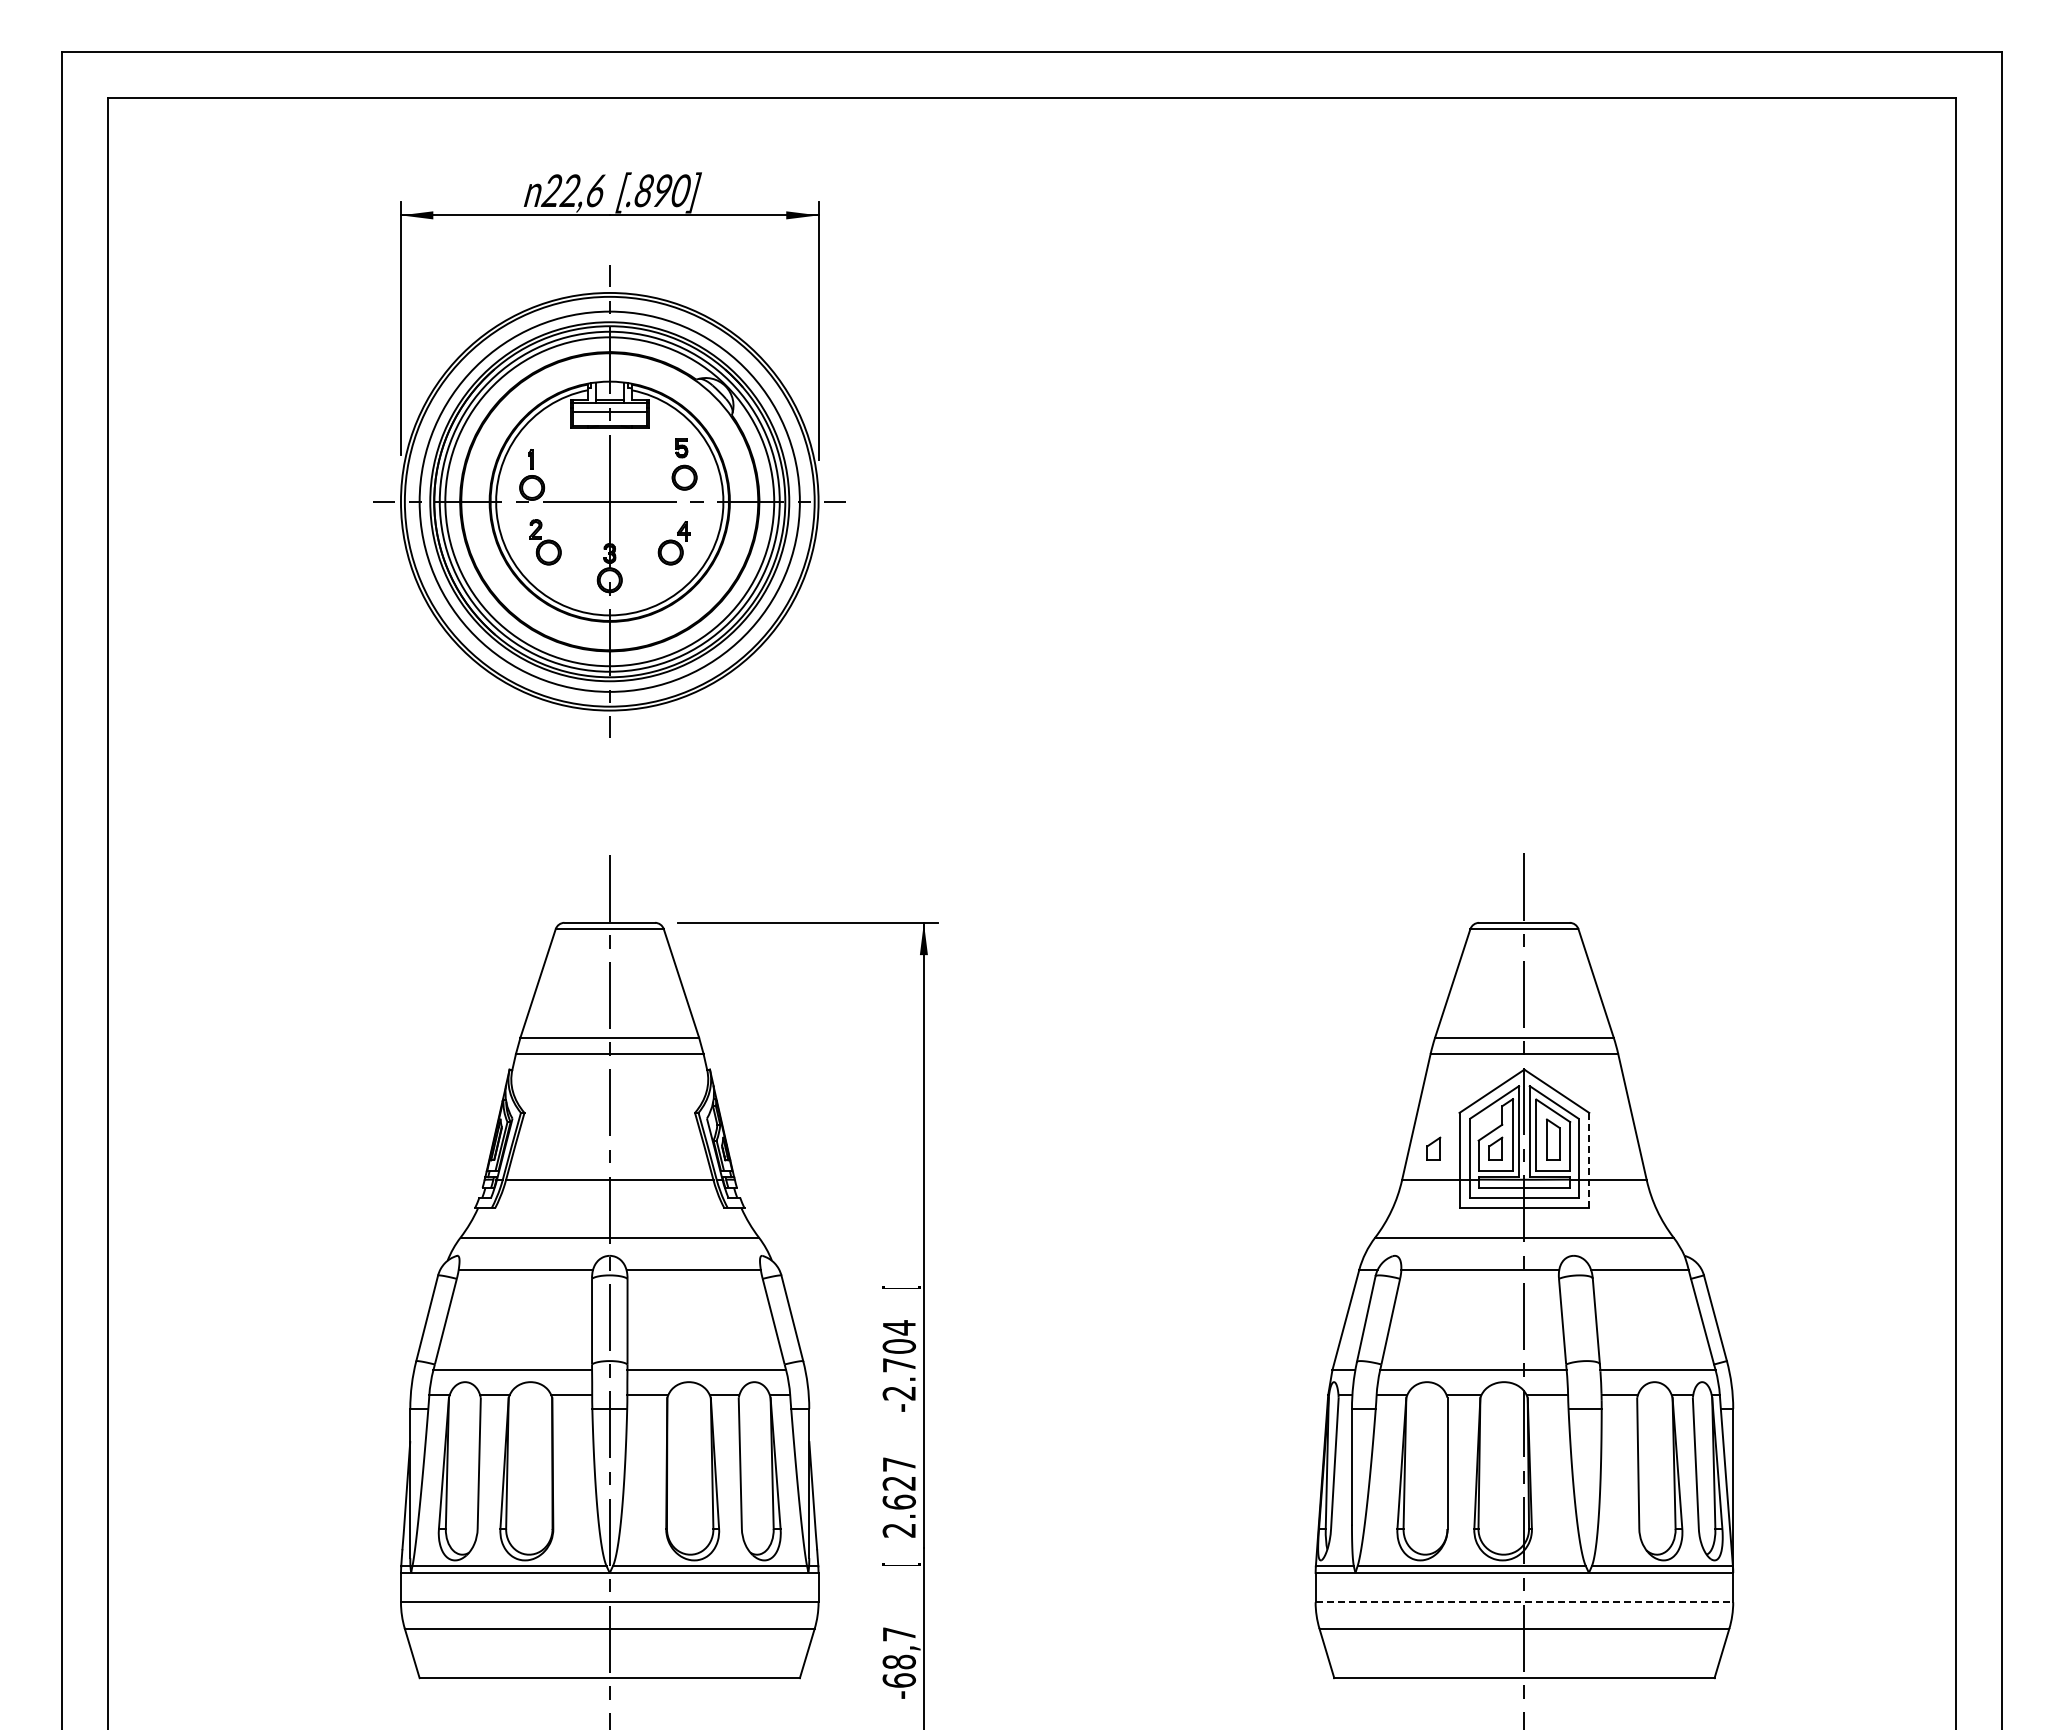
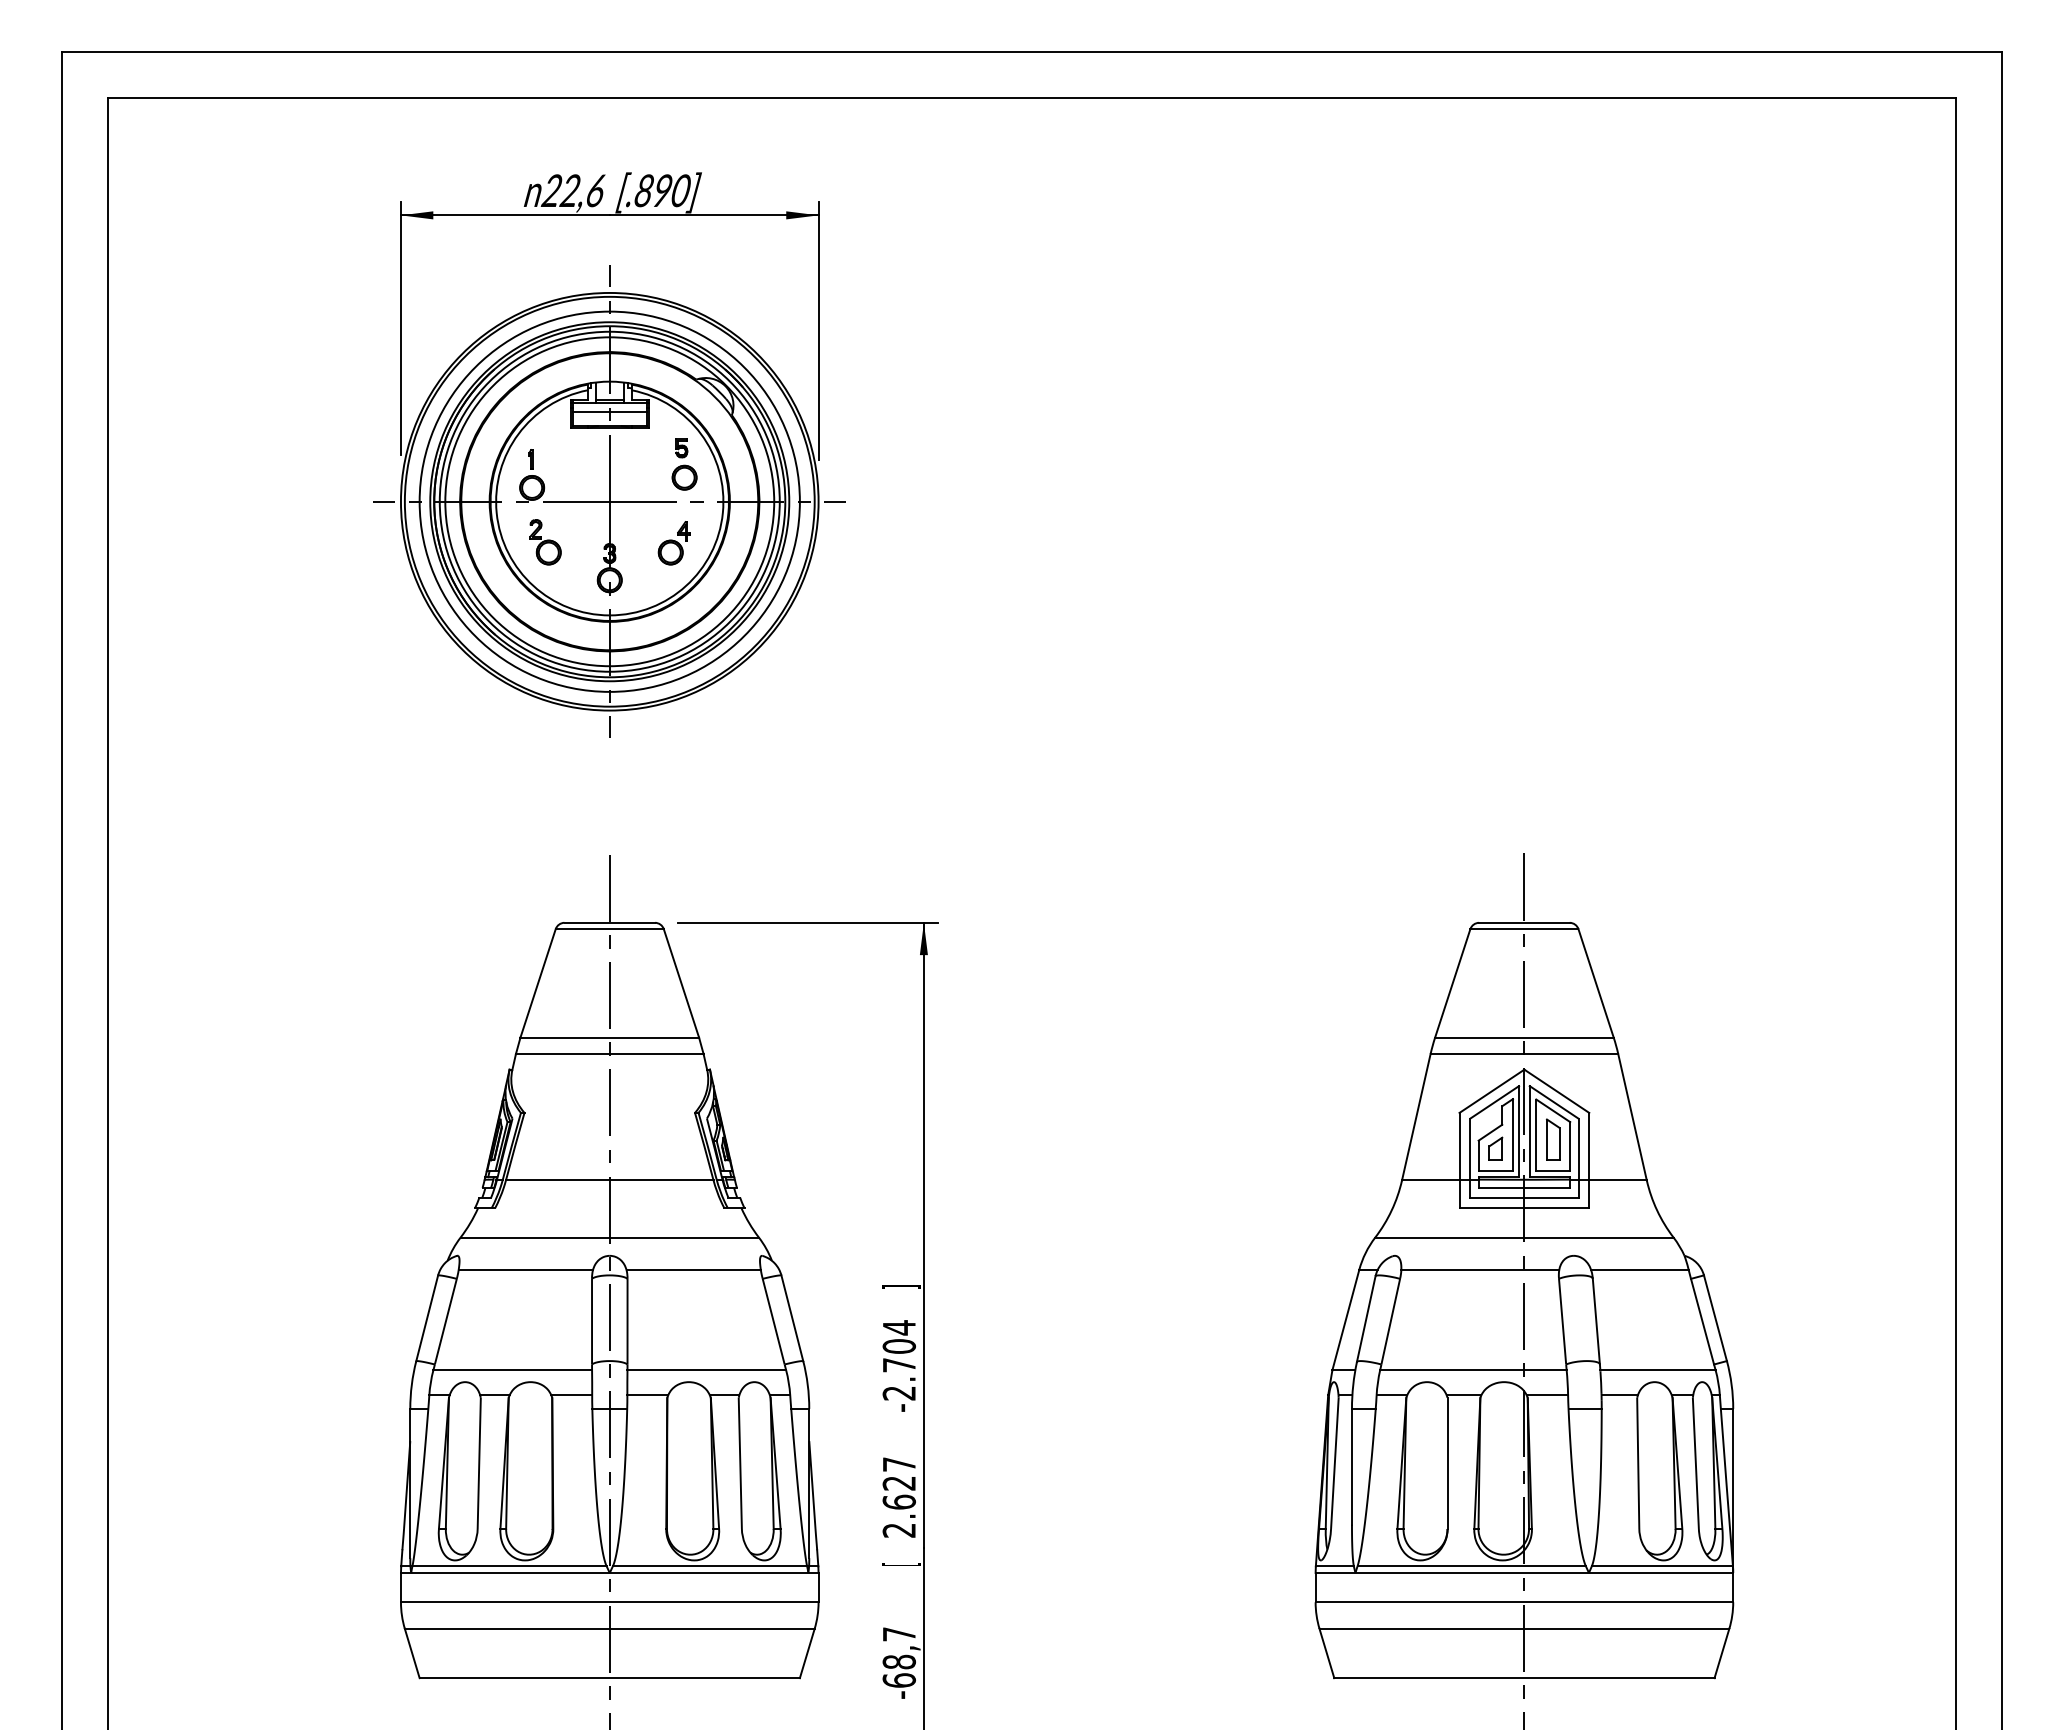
part: present -> none (1433, 1148)
line: dashed -> solid (1589, 1160)
text: [ -> ] (901, 1286)
line: dashed -> solid (1524, 1602)
